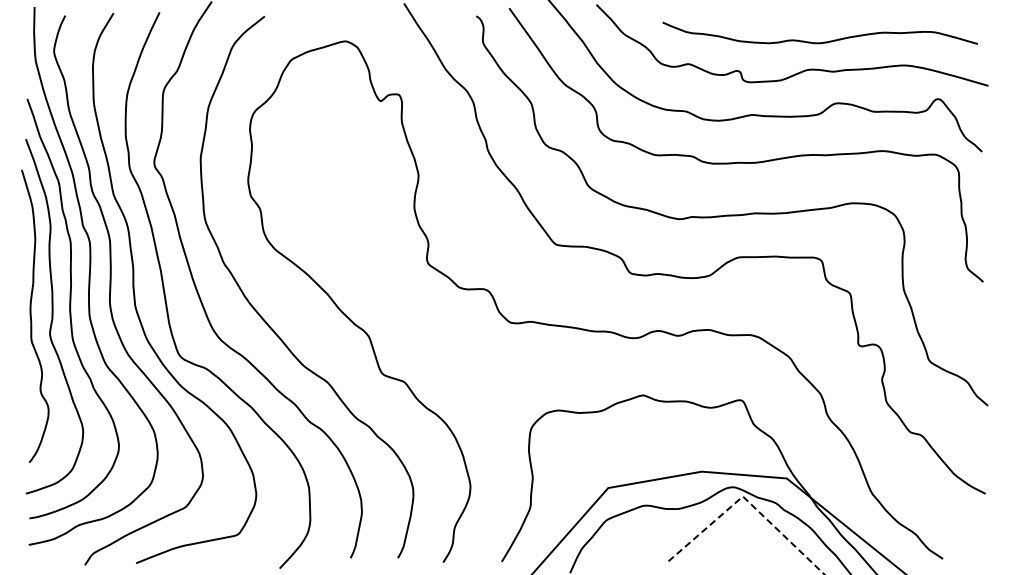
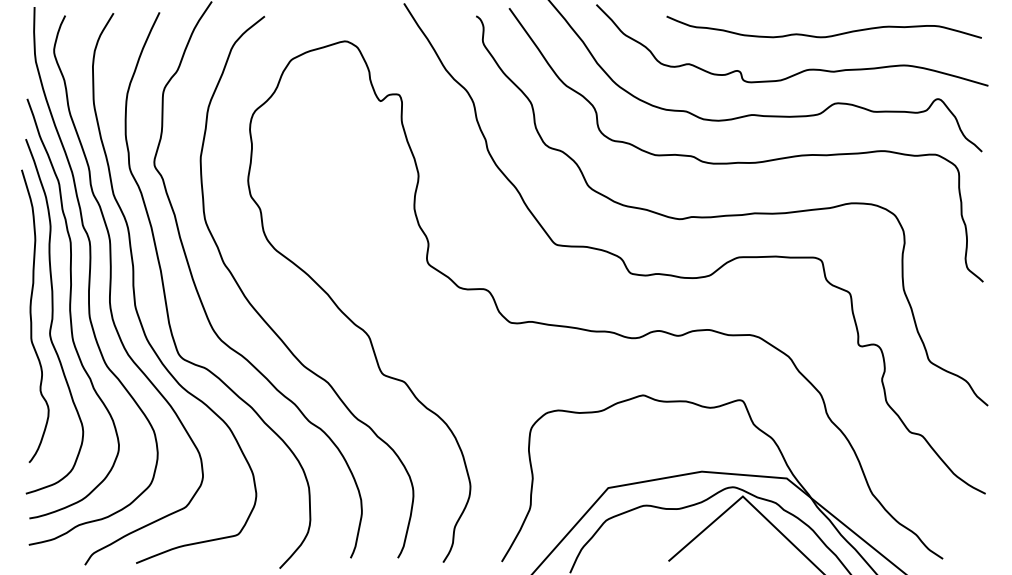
curve position: (819, 42) -> (823, 36) (823, 36)
line: dashed -> solid (747, 501)
